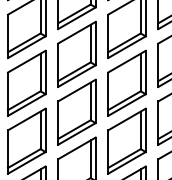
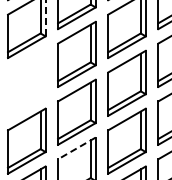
line: solid -> dashed (45, 18)
part: present -> none (26, 82)
line: solid -> dashed (76, 148)
